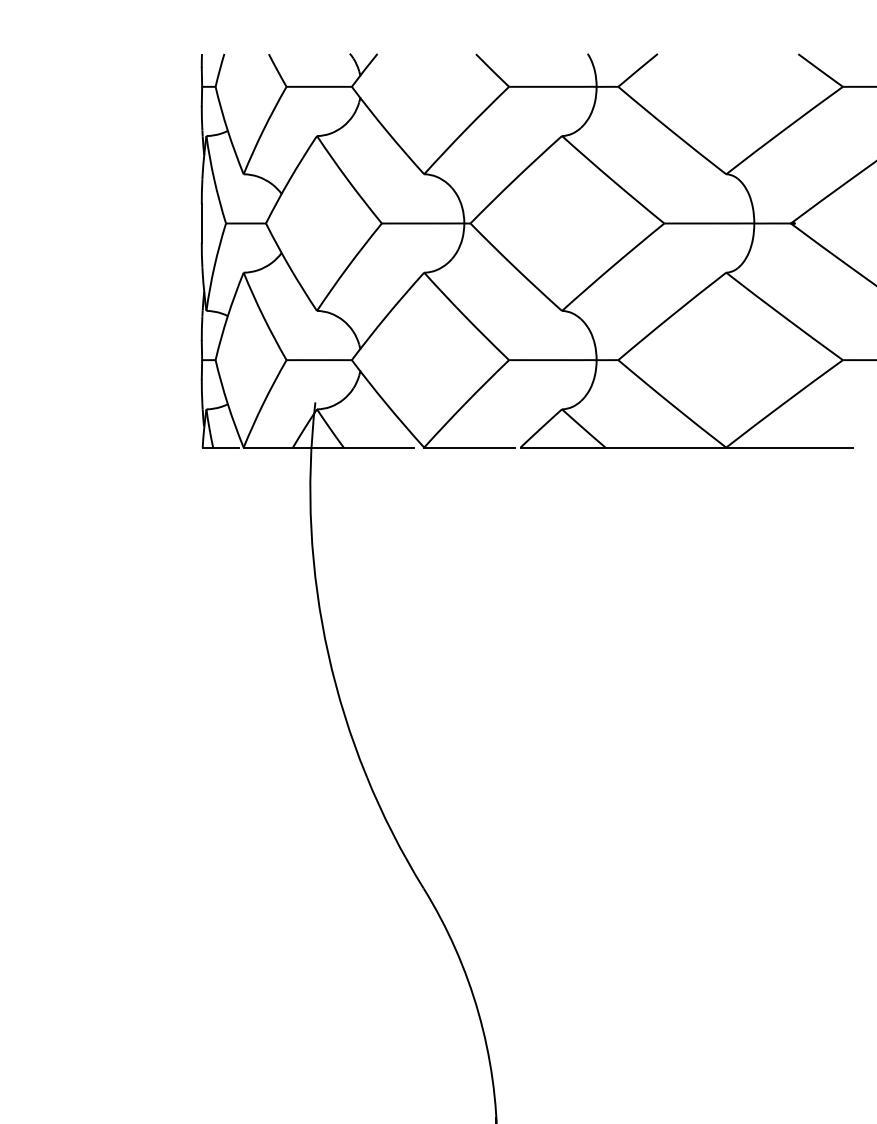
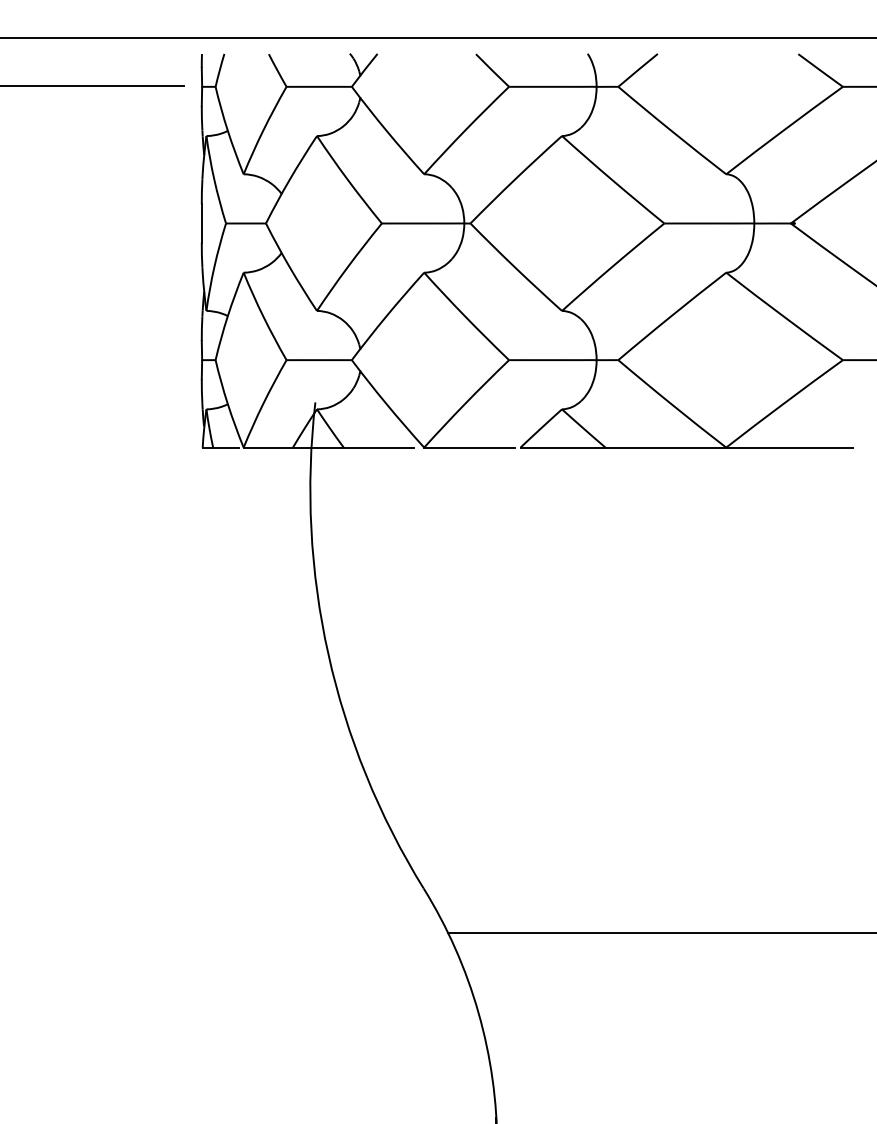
line: none -> present (437, 37)
line: none -> present (92, 86)
line: none -> present (660, 933)
